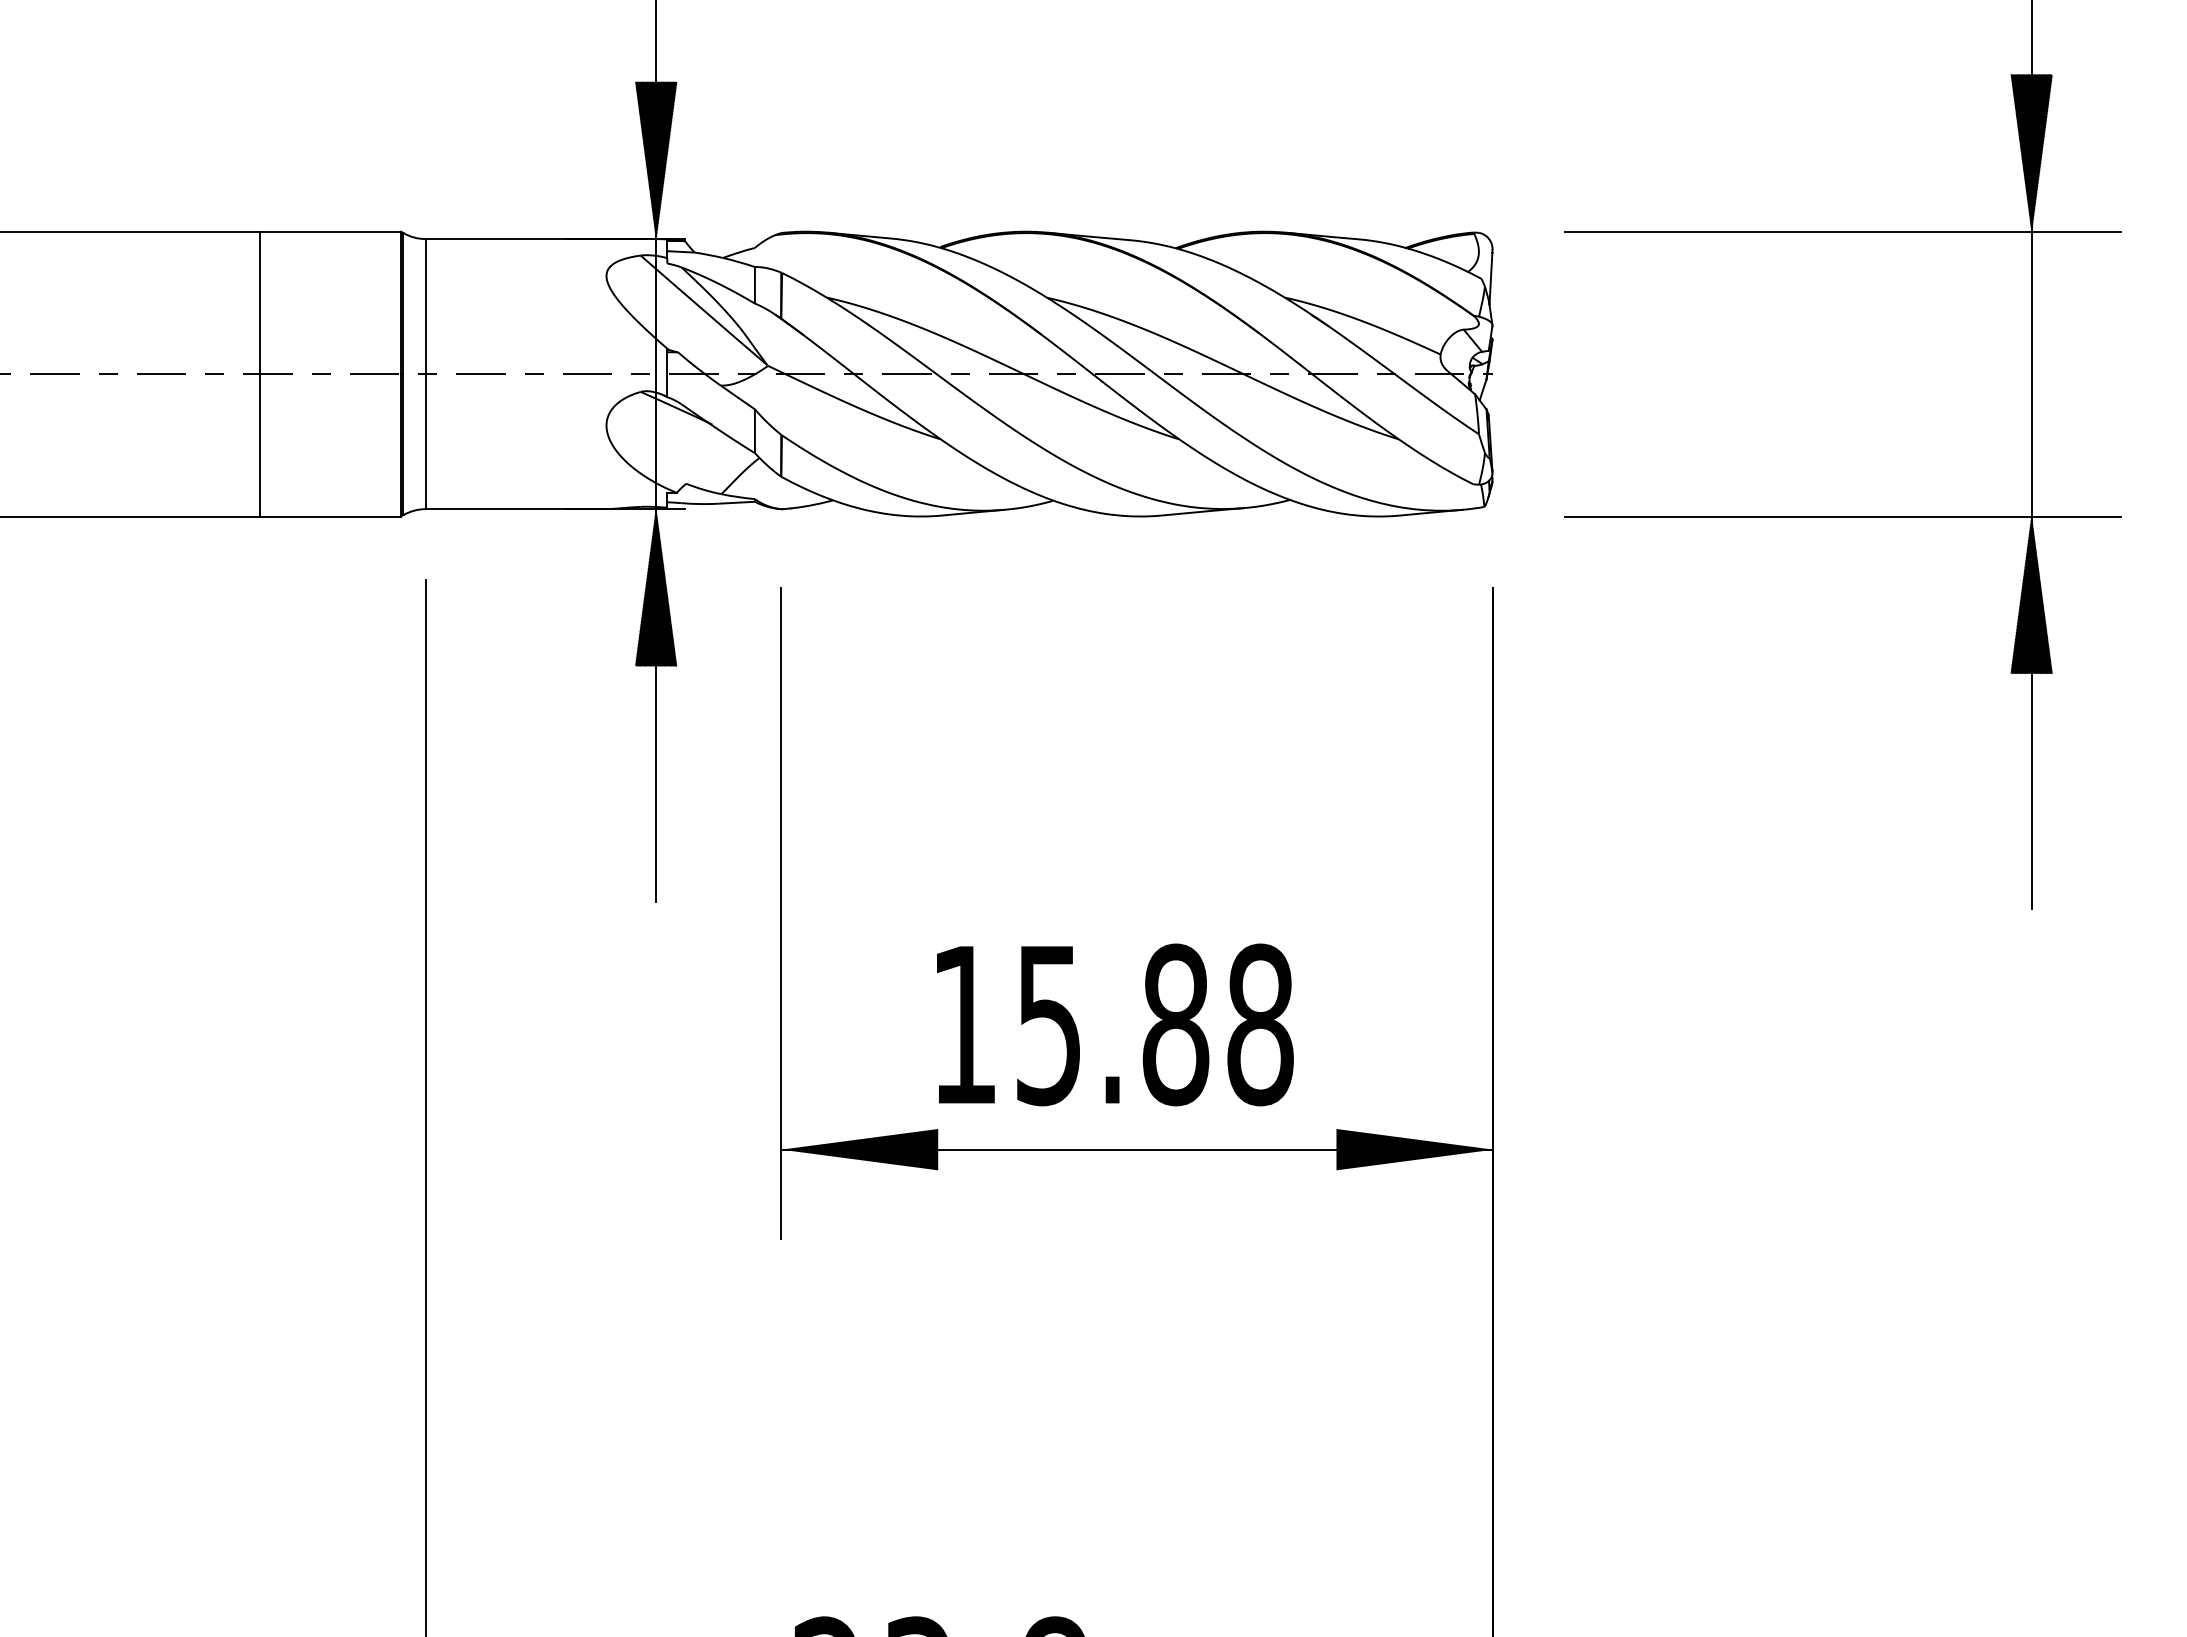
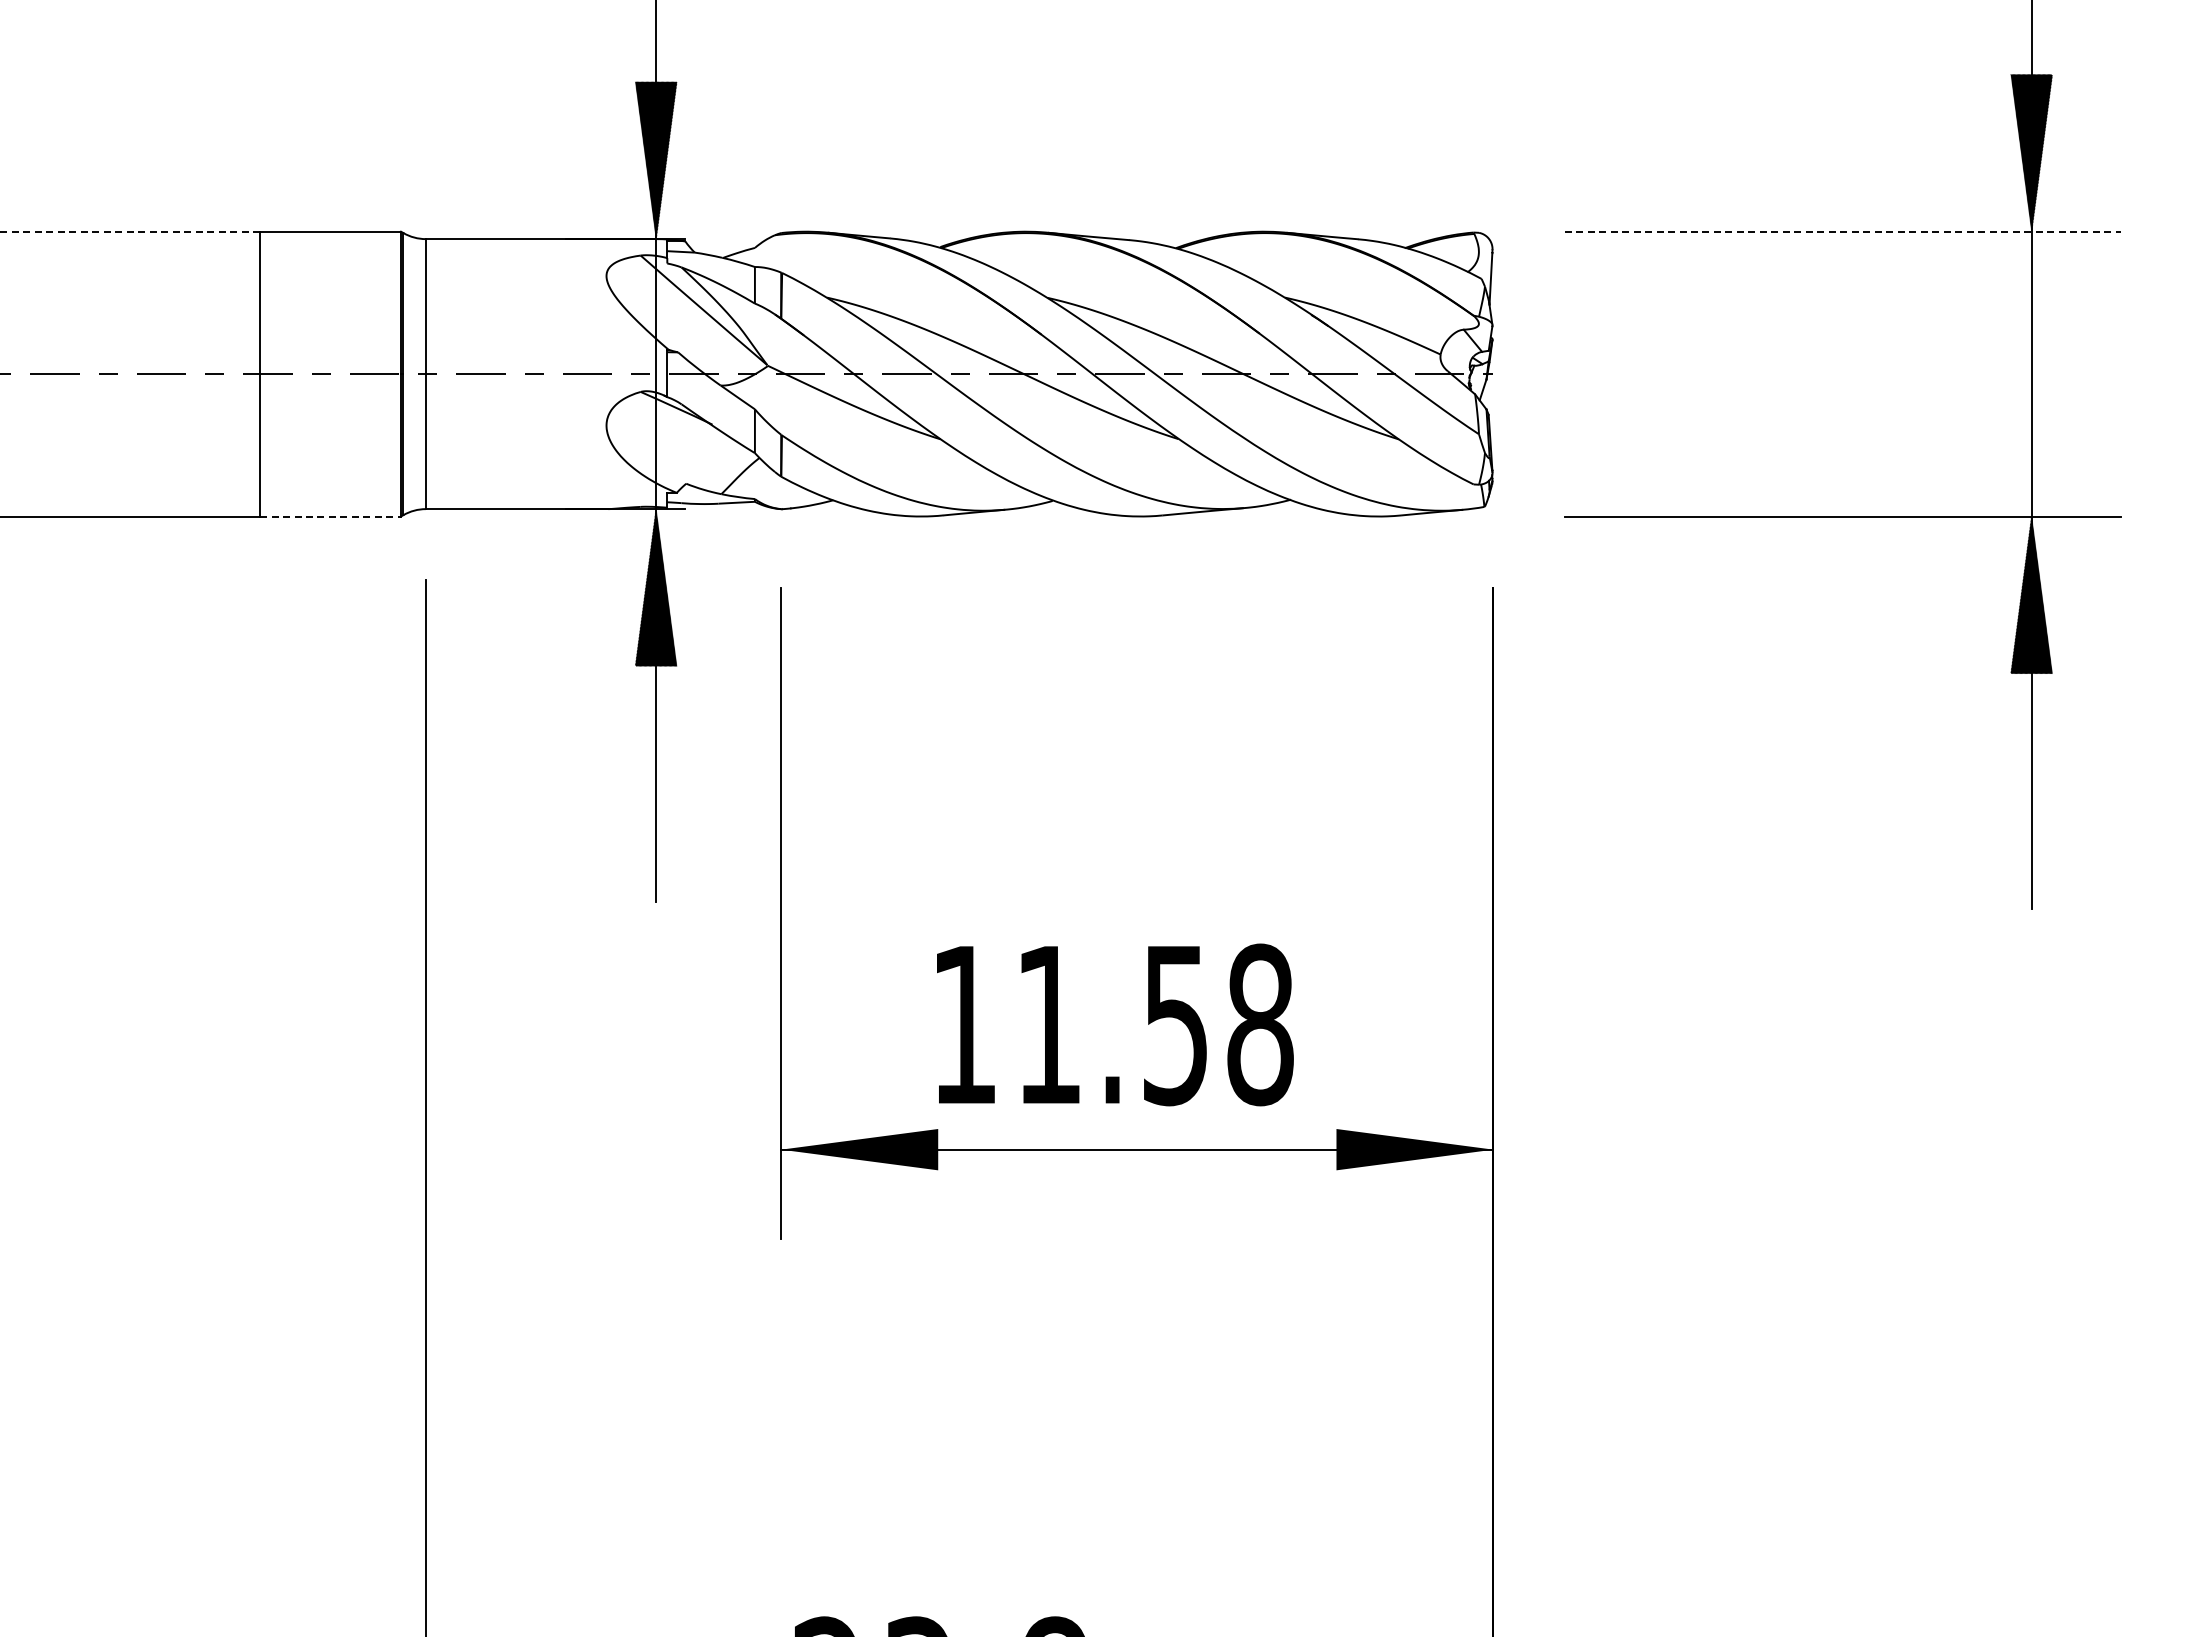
line: solid -> dashed (130, 231)
line: solid -> dashed (1843, 231)
line: solid -> dashed (330, 516)
text: 15.88 -> 11.58 (1113, 1024)
